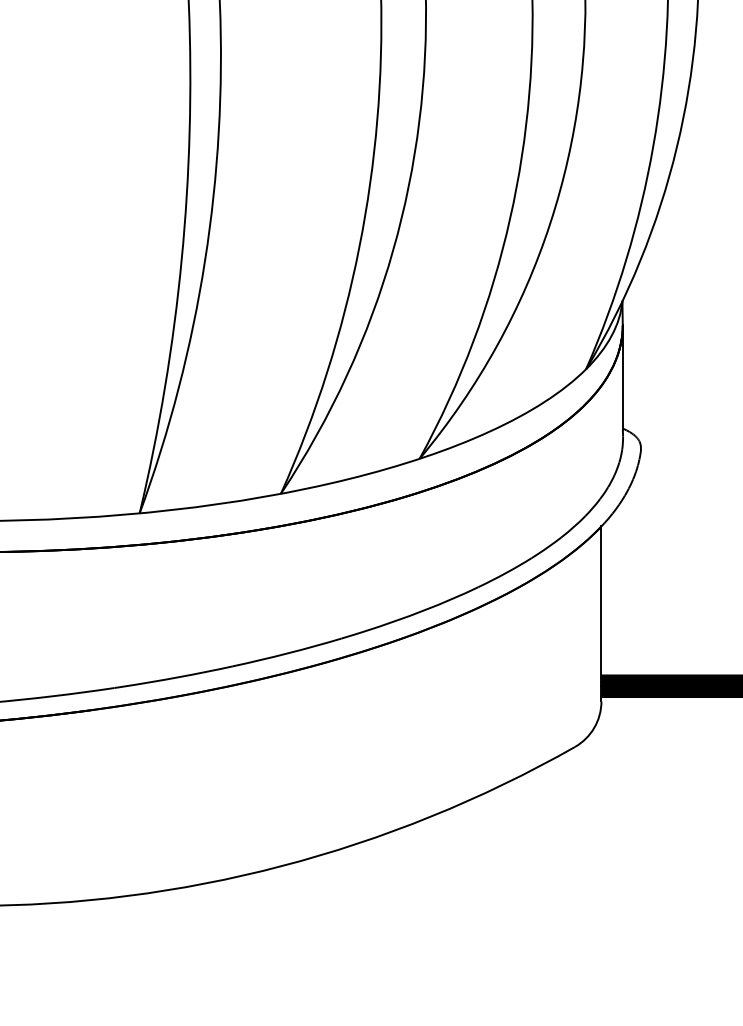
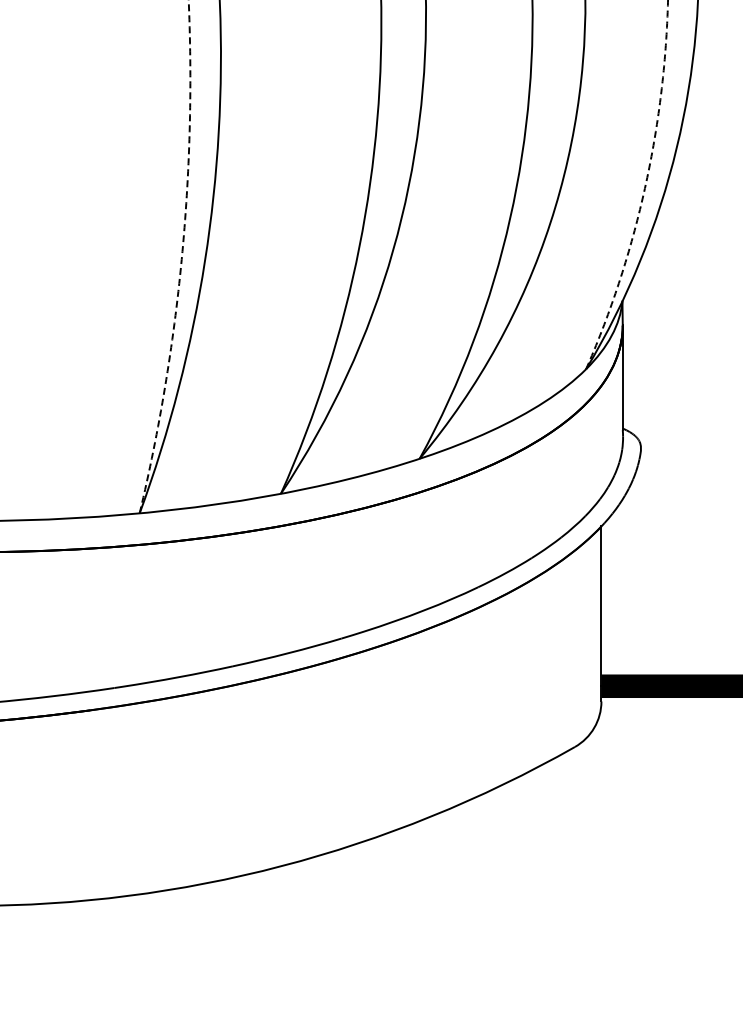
arc: solid -> dashed (644, 189)
arc: solid -> dashed (181, 259)
